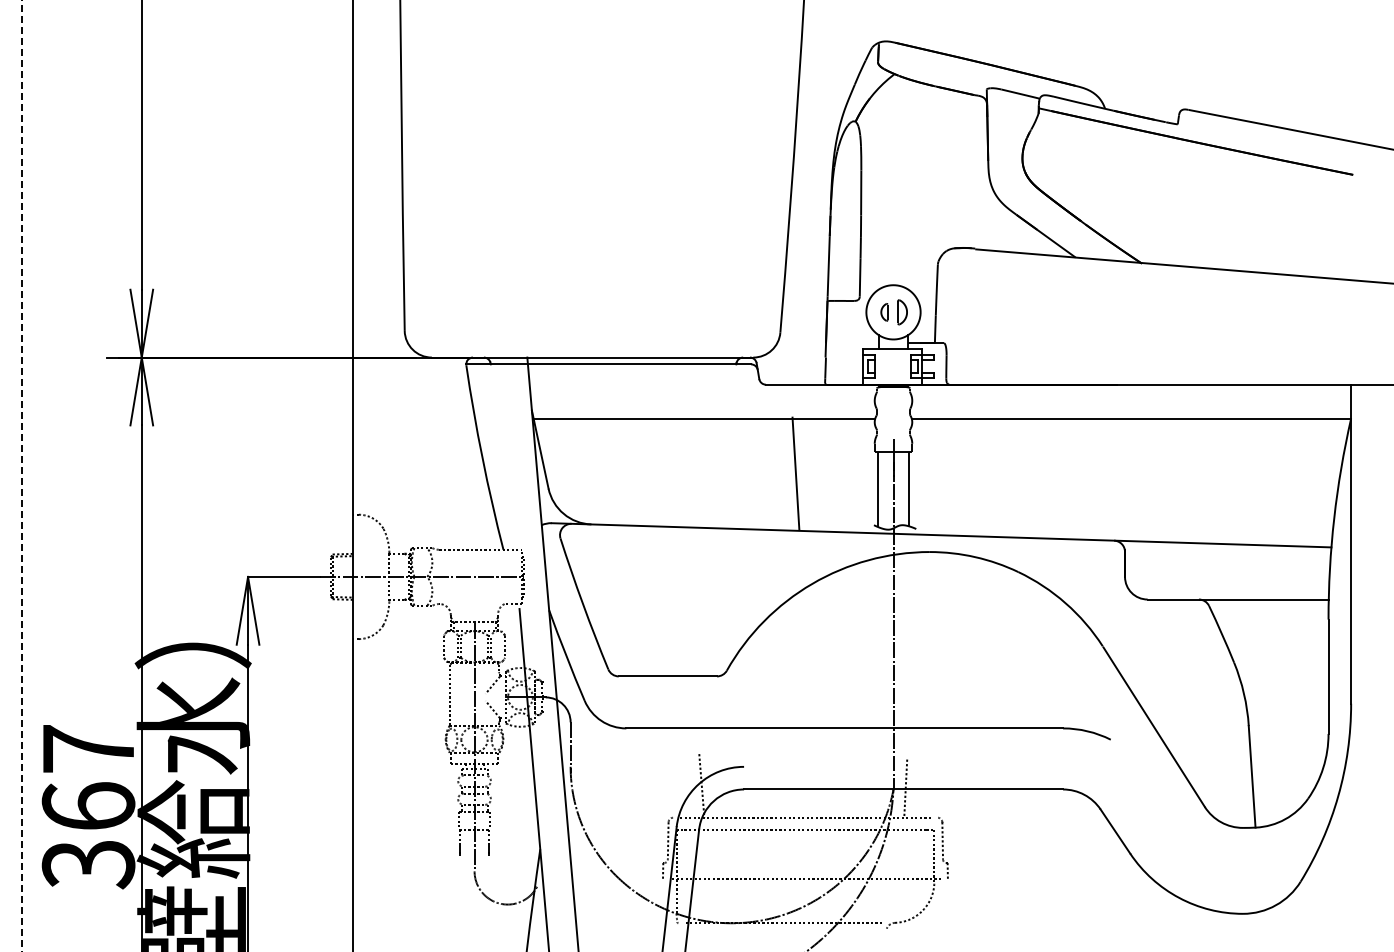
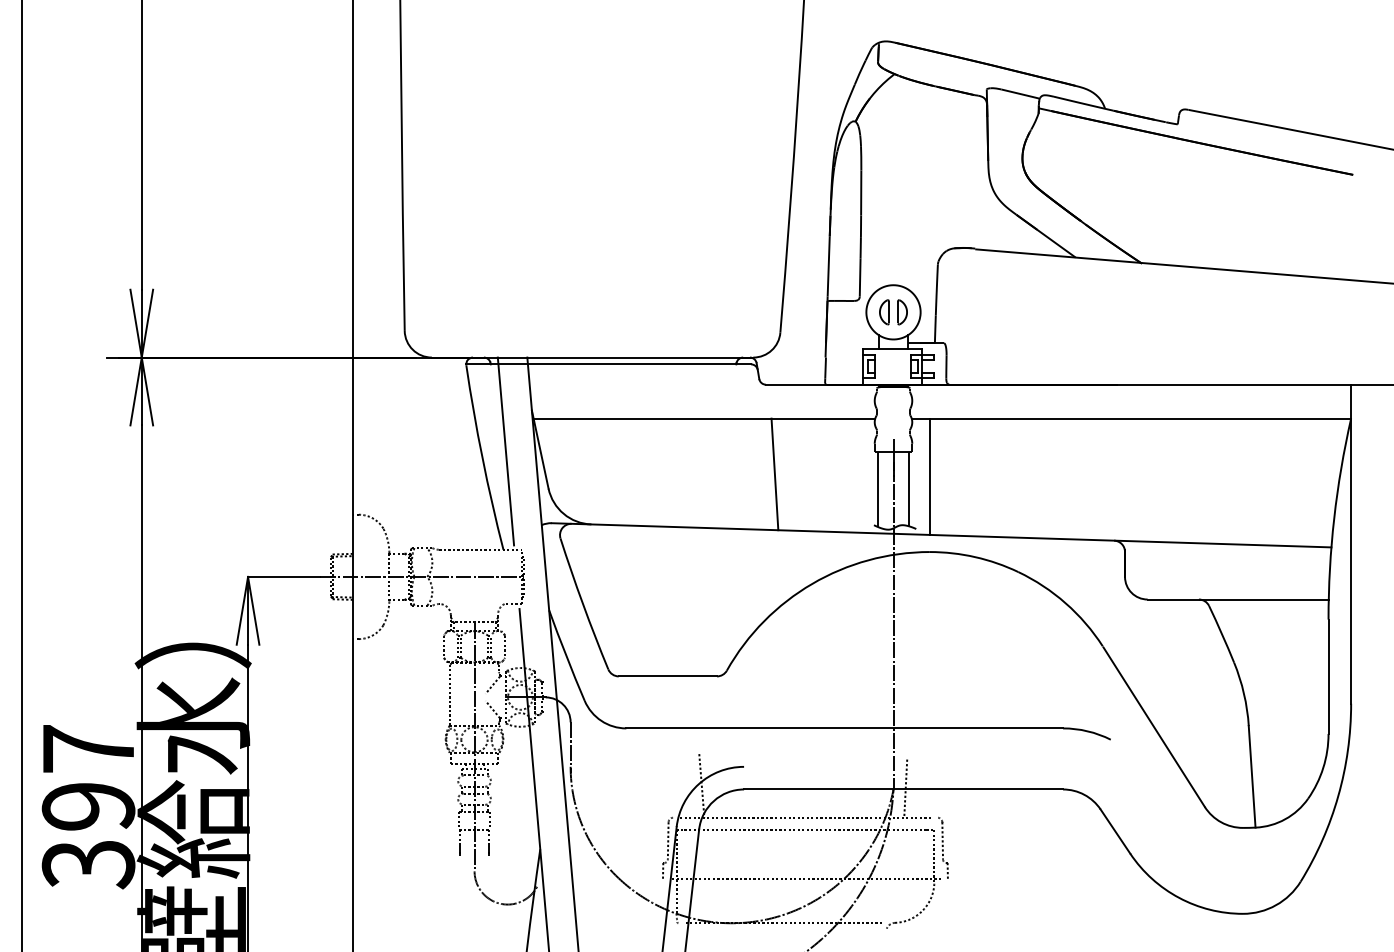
part size: 9x19 px -> 11x27 px (884, 312)
line: none -> present (505, 451)
line position: (795, 473) -> (774, 474) (774, 474)
line: dashed -> solid (21, 475)
line: none -> present (929, 476)
text: 367 -> 397 (88, 806)
